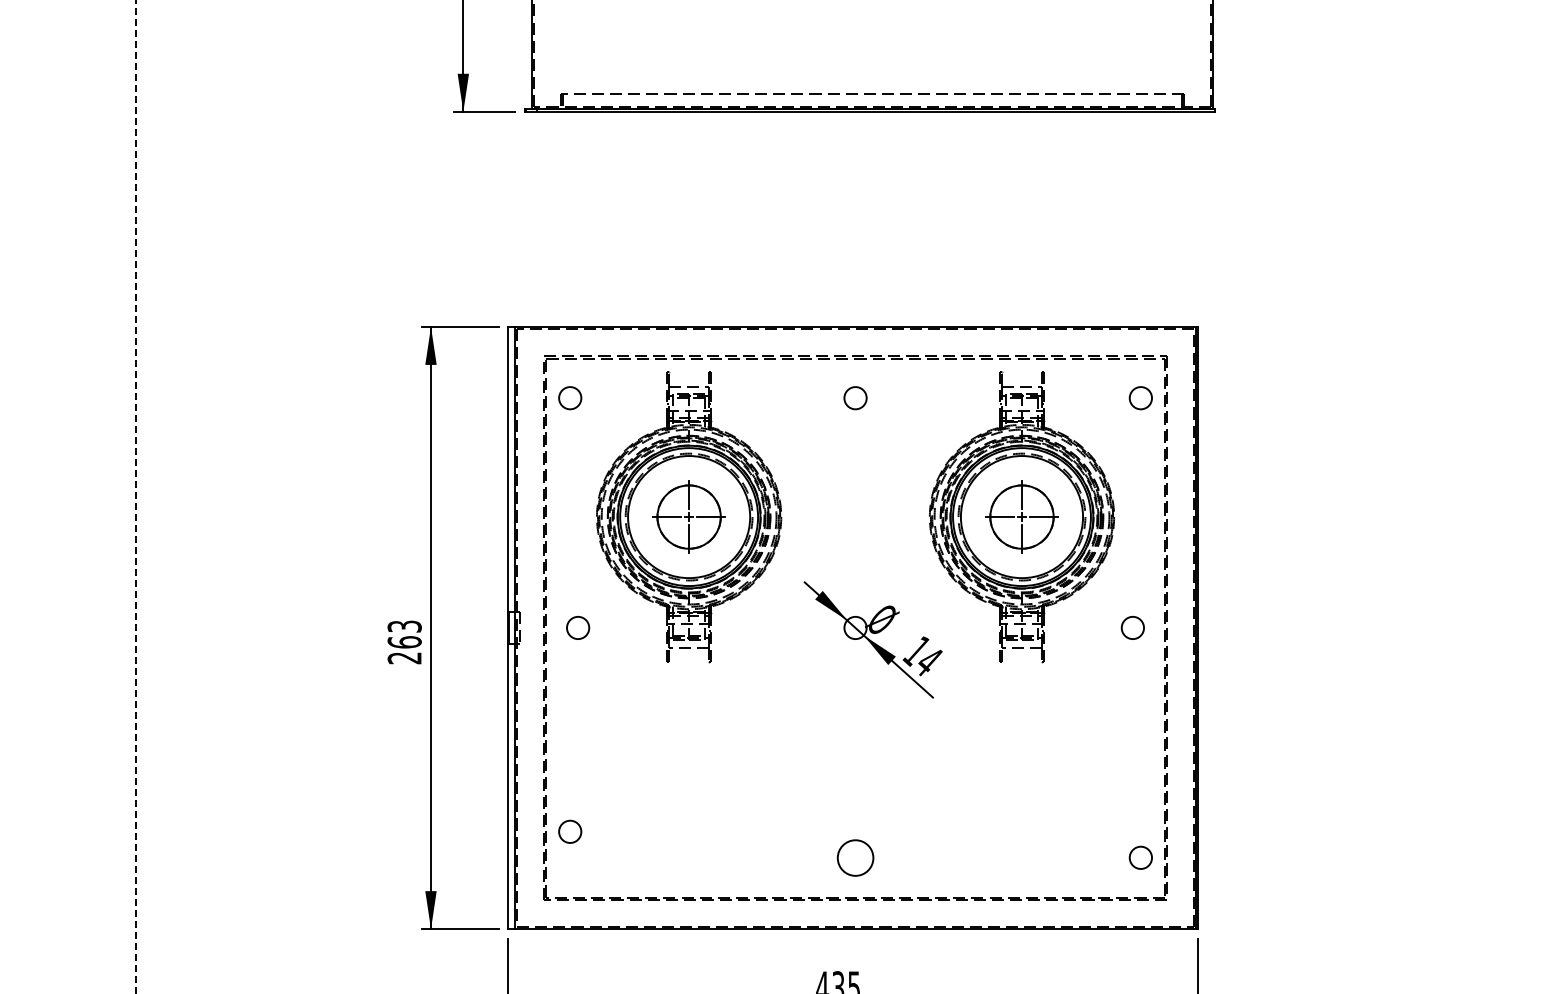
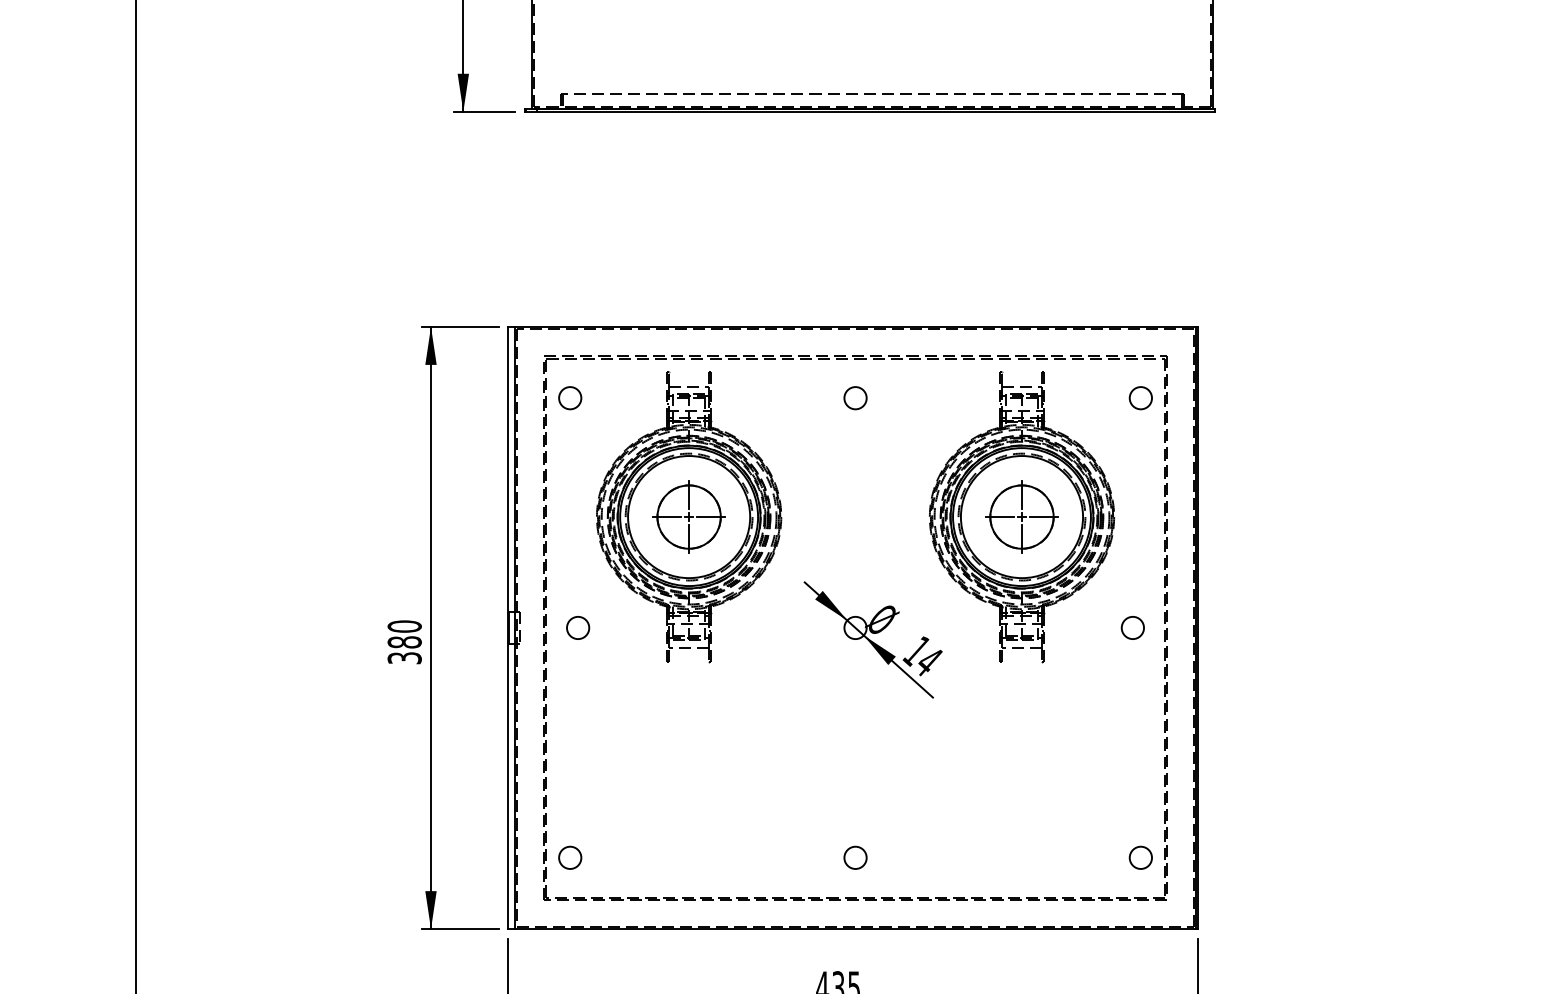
line: dashed -> solid (136, 496)
text: 263 -> 380 (404, 642)
circle position: (570, 831) -> (570, 857) (570, 857)
circle size: 39x38 px -> 25x25 px (855, 857)
